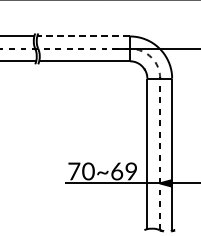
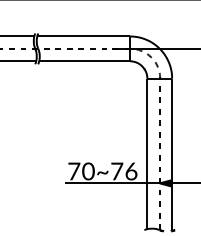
line: dashed -> solid (83, 36)
text: 70~69 -> 70~76 (124, 171)
